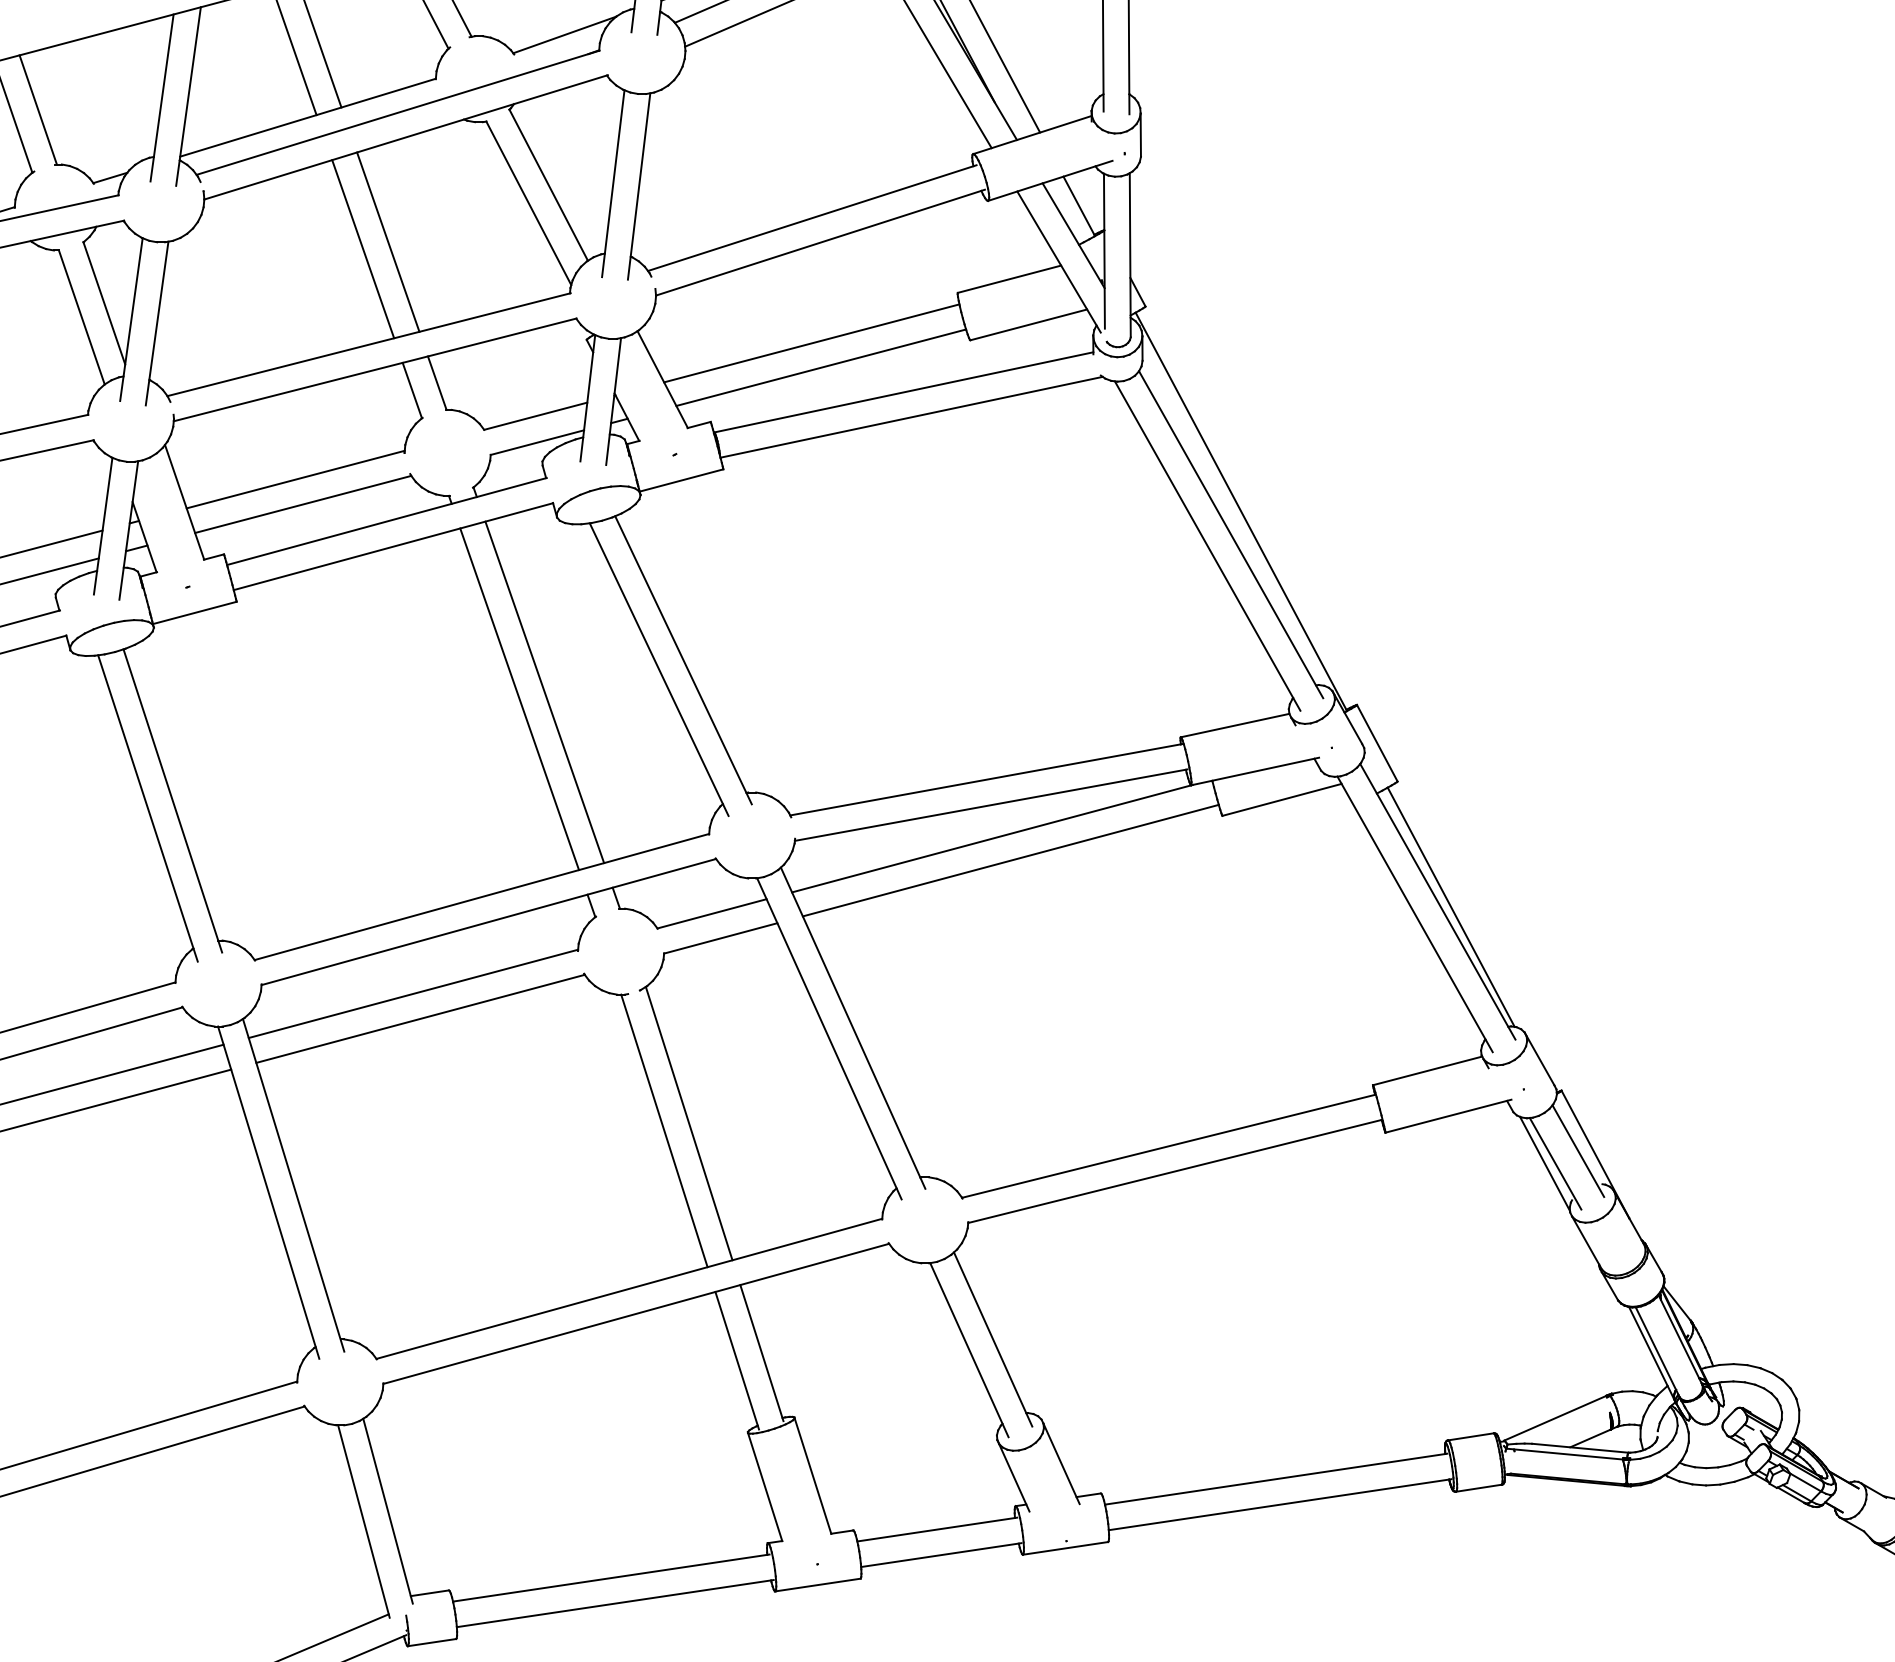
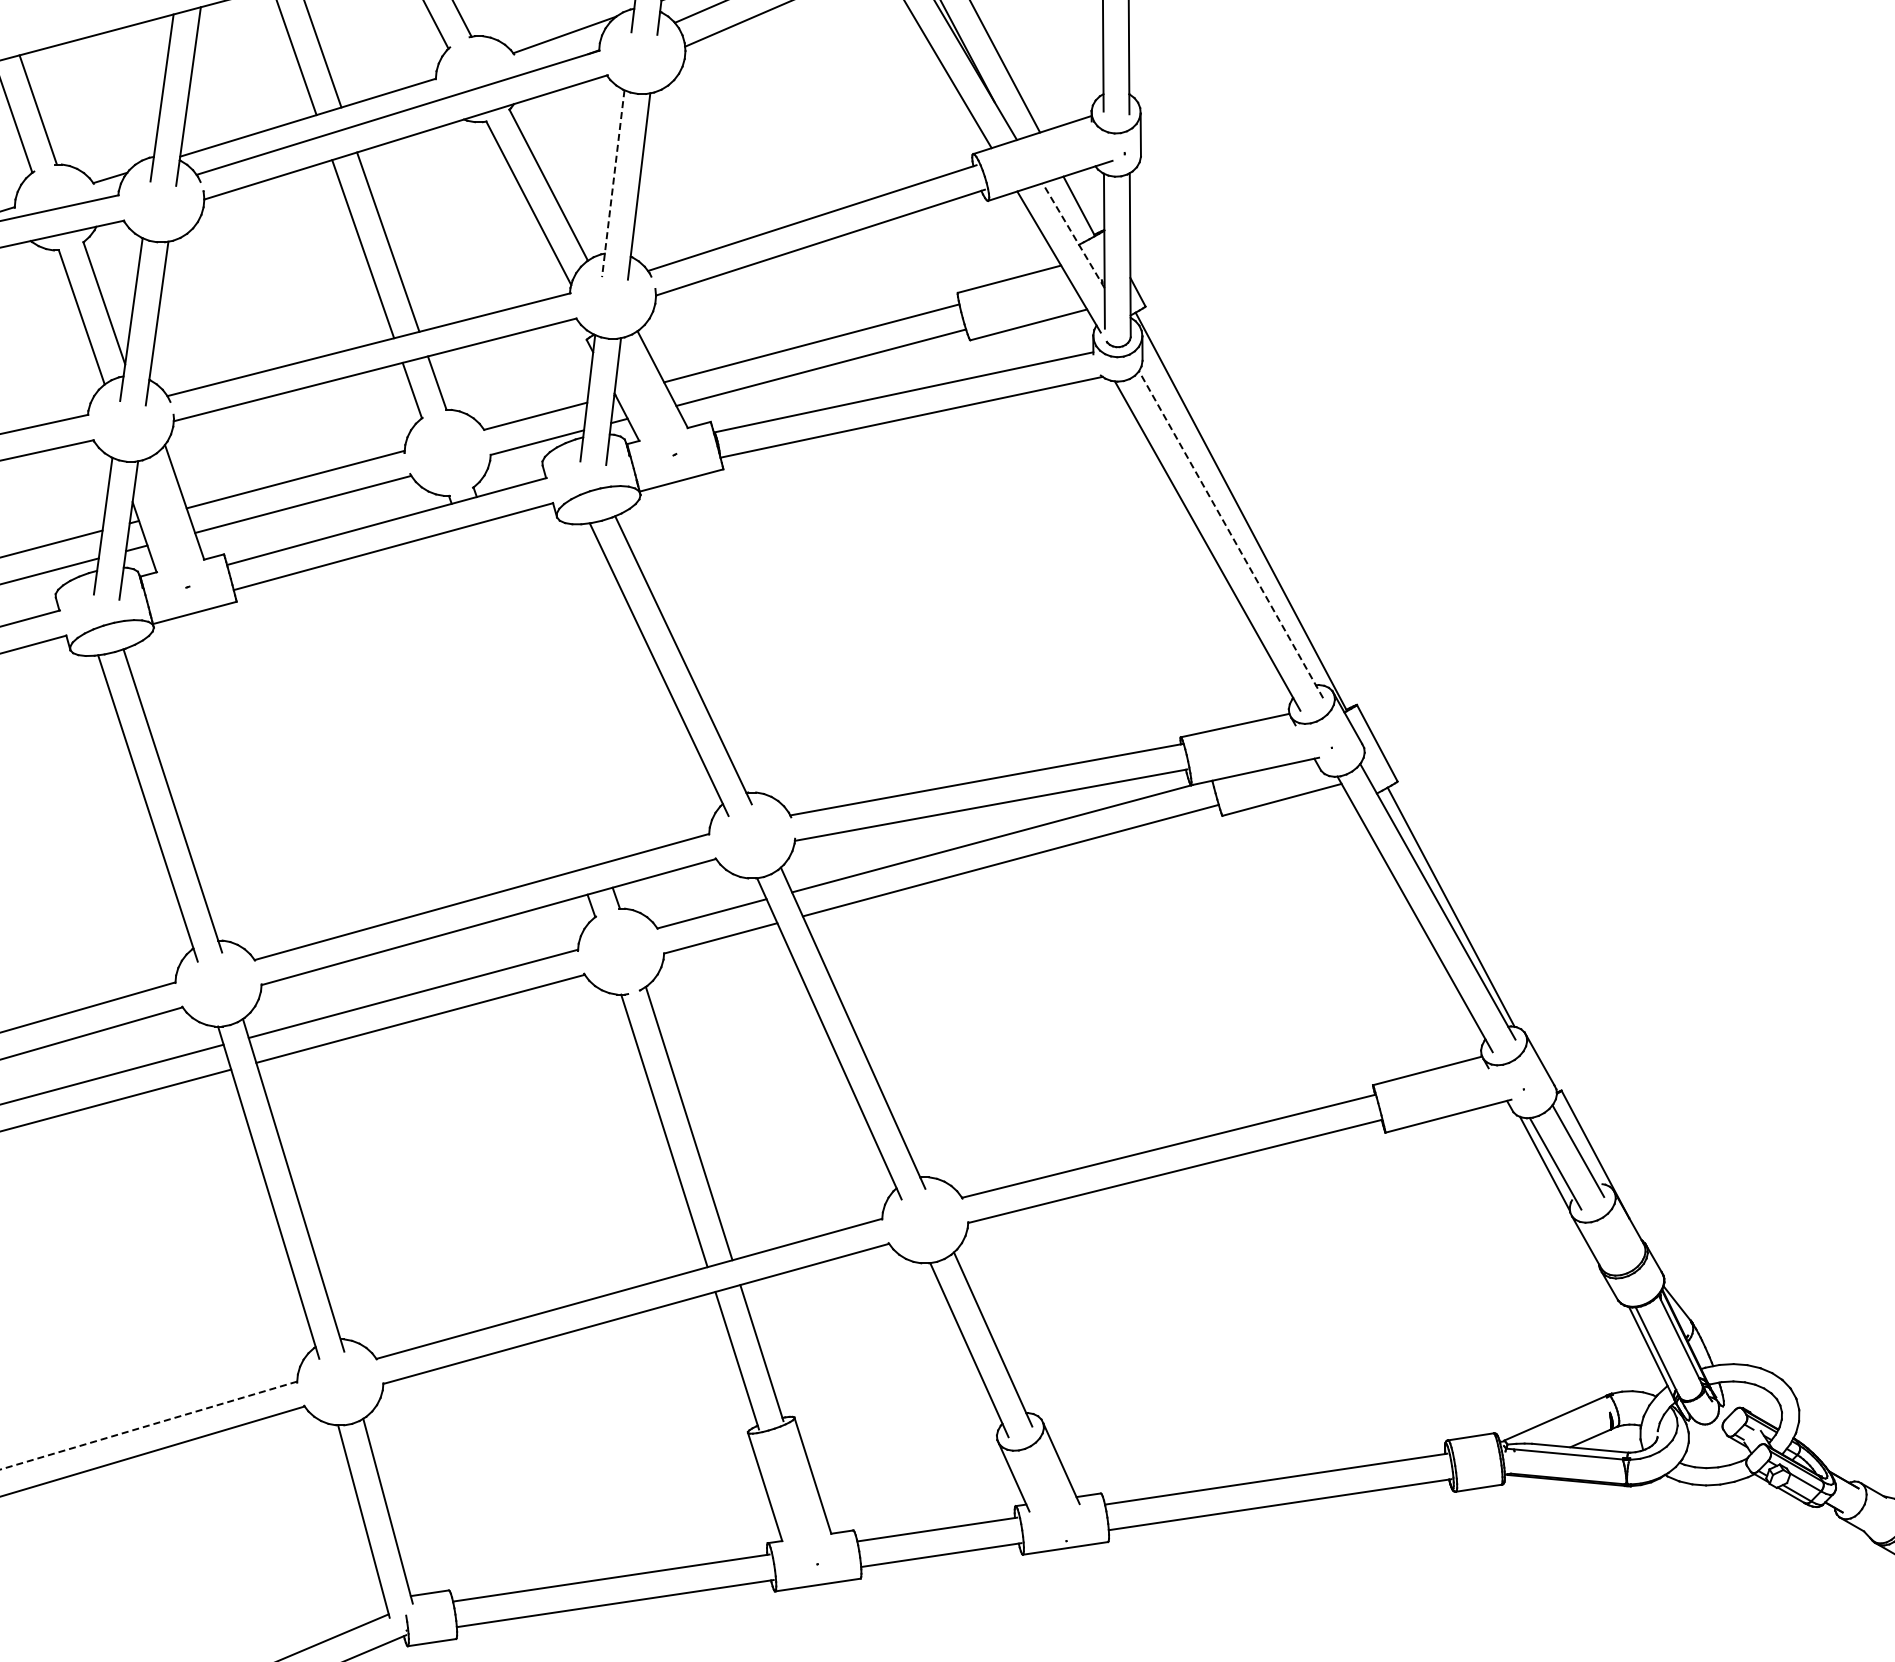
line: solid -> dashed (613, 184)
line: solid -> dashed (1073, 235)
line: solid -> dashed (1231, 534)
line: present -> none (544, 692)
line: present -> none (519, 699)
line: solid -> dashed (148, 1425)
